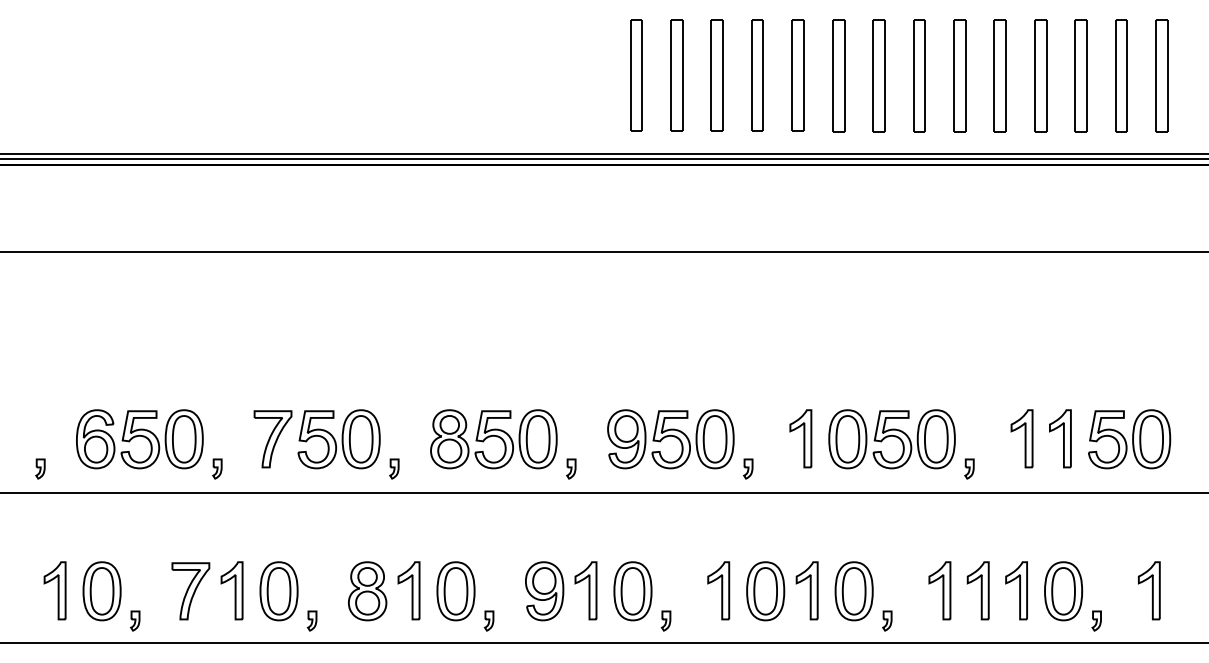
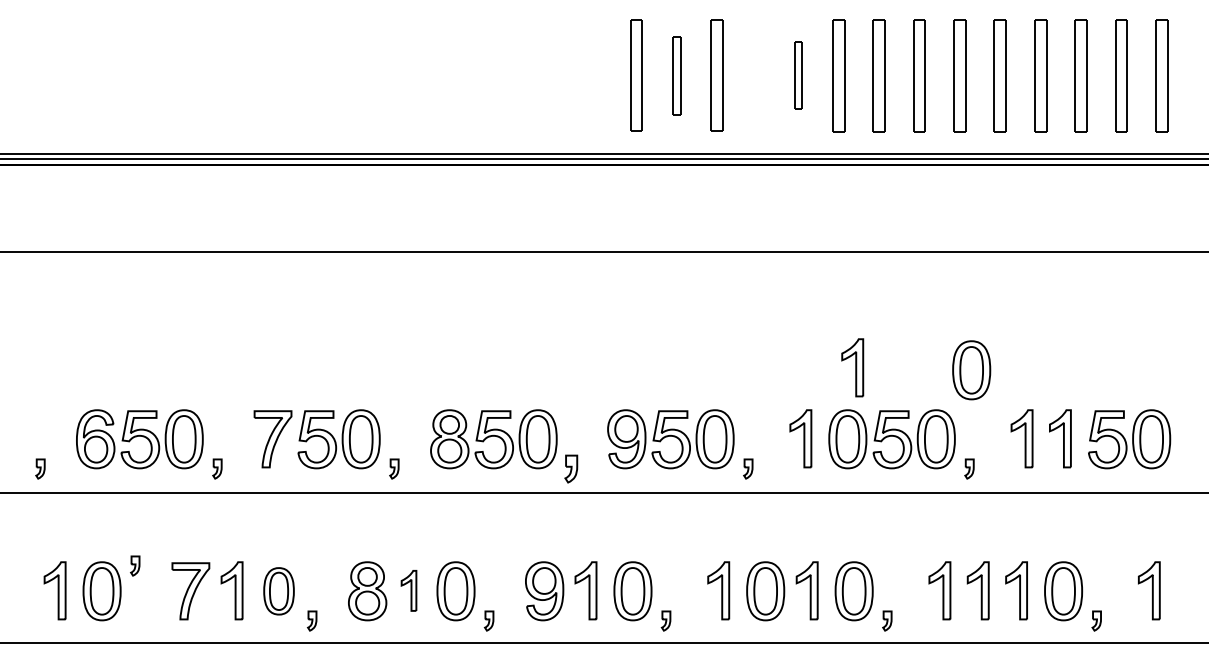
part size: 14x113 px -> 10x80 px (676, 75)
part: present -> none (757, 75)
part size: 14x113 px -> 9x69 px (798, 75)
part: none -> present (852, 367)
part: none -> present (971, 370)
part size: 11x22 px -> 15x30 px (571, 468)
part size: 24x60 px -> 18x42 px (408, 590)
part size: 40x61 px -> 32x49 px (278, 591)
part position: (135, 620) -> (135, 565) (135, 565)
